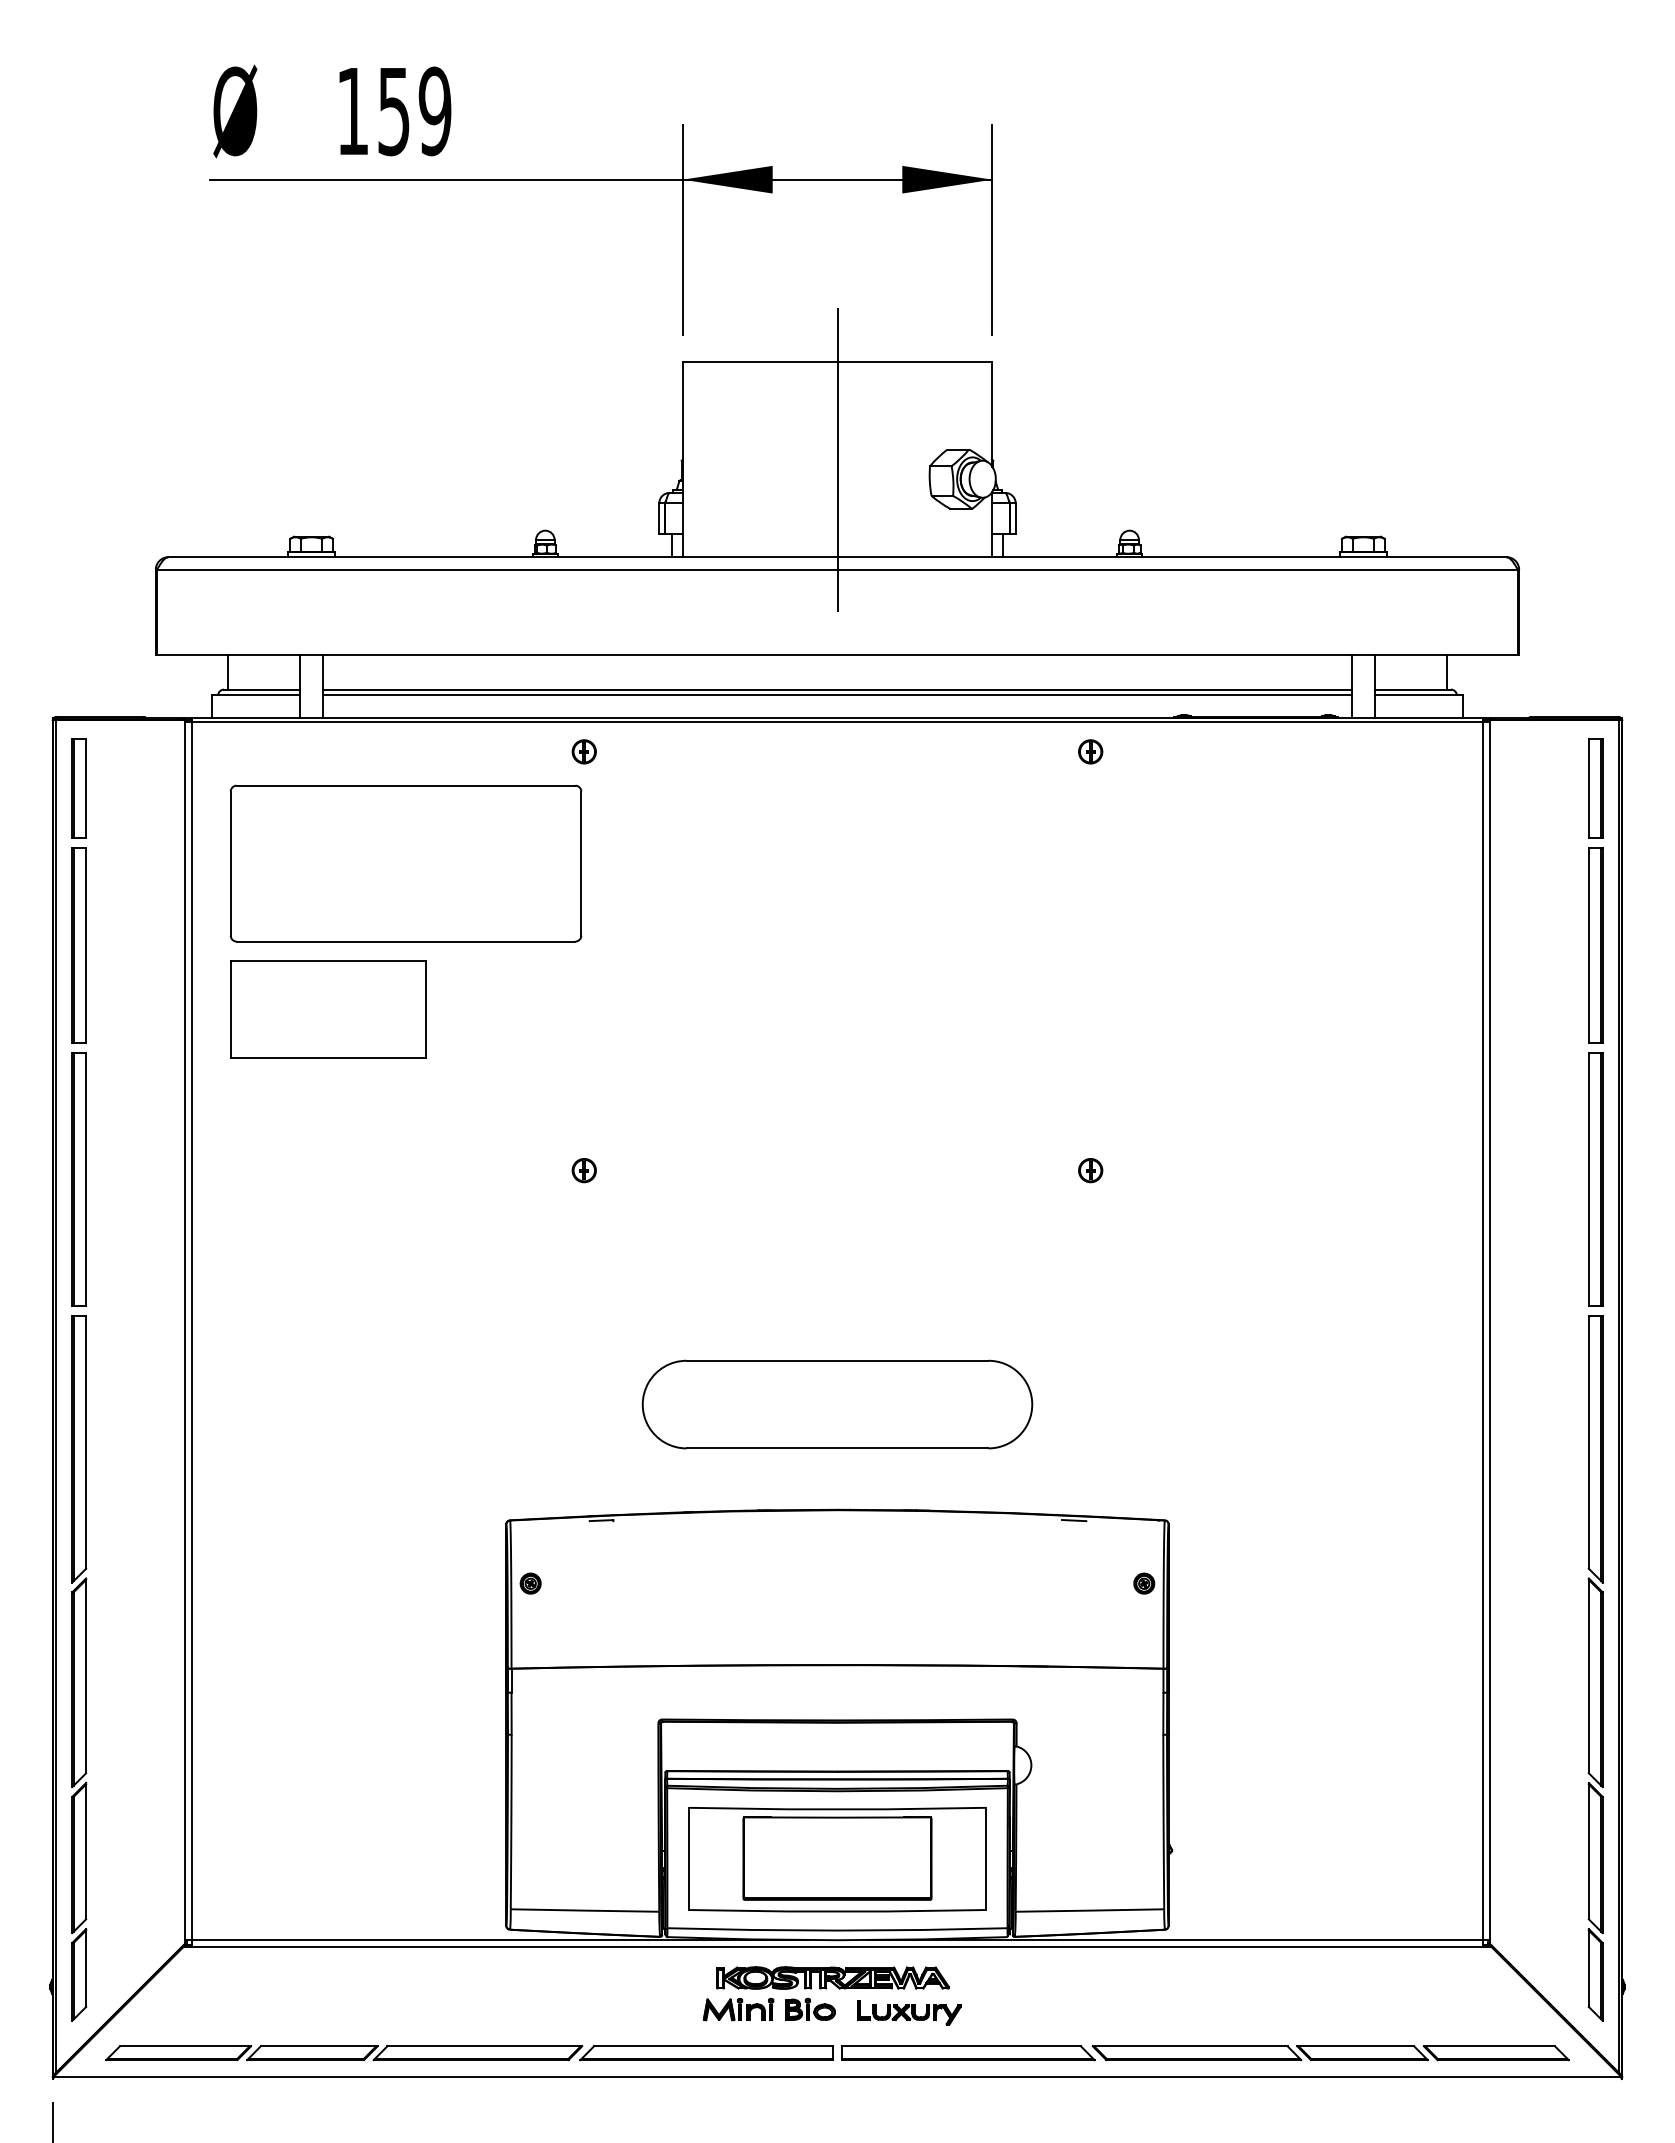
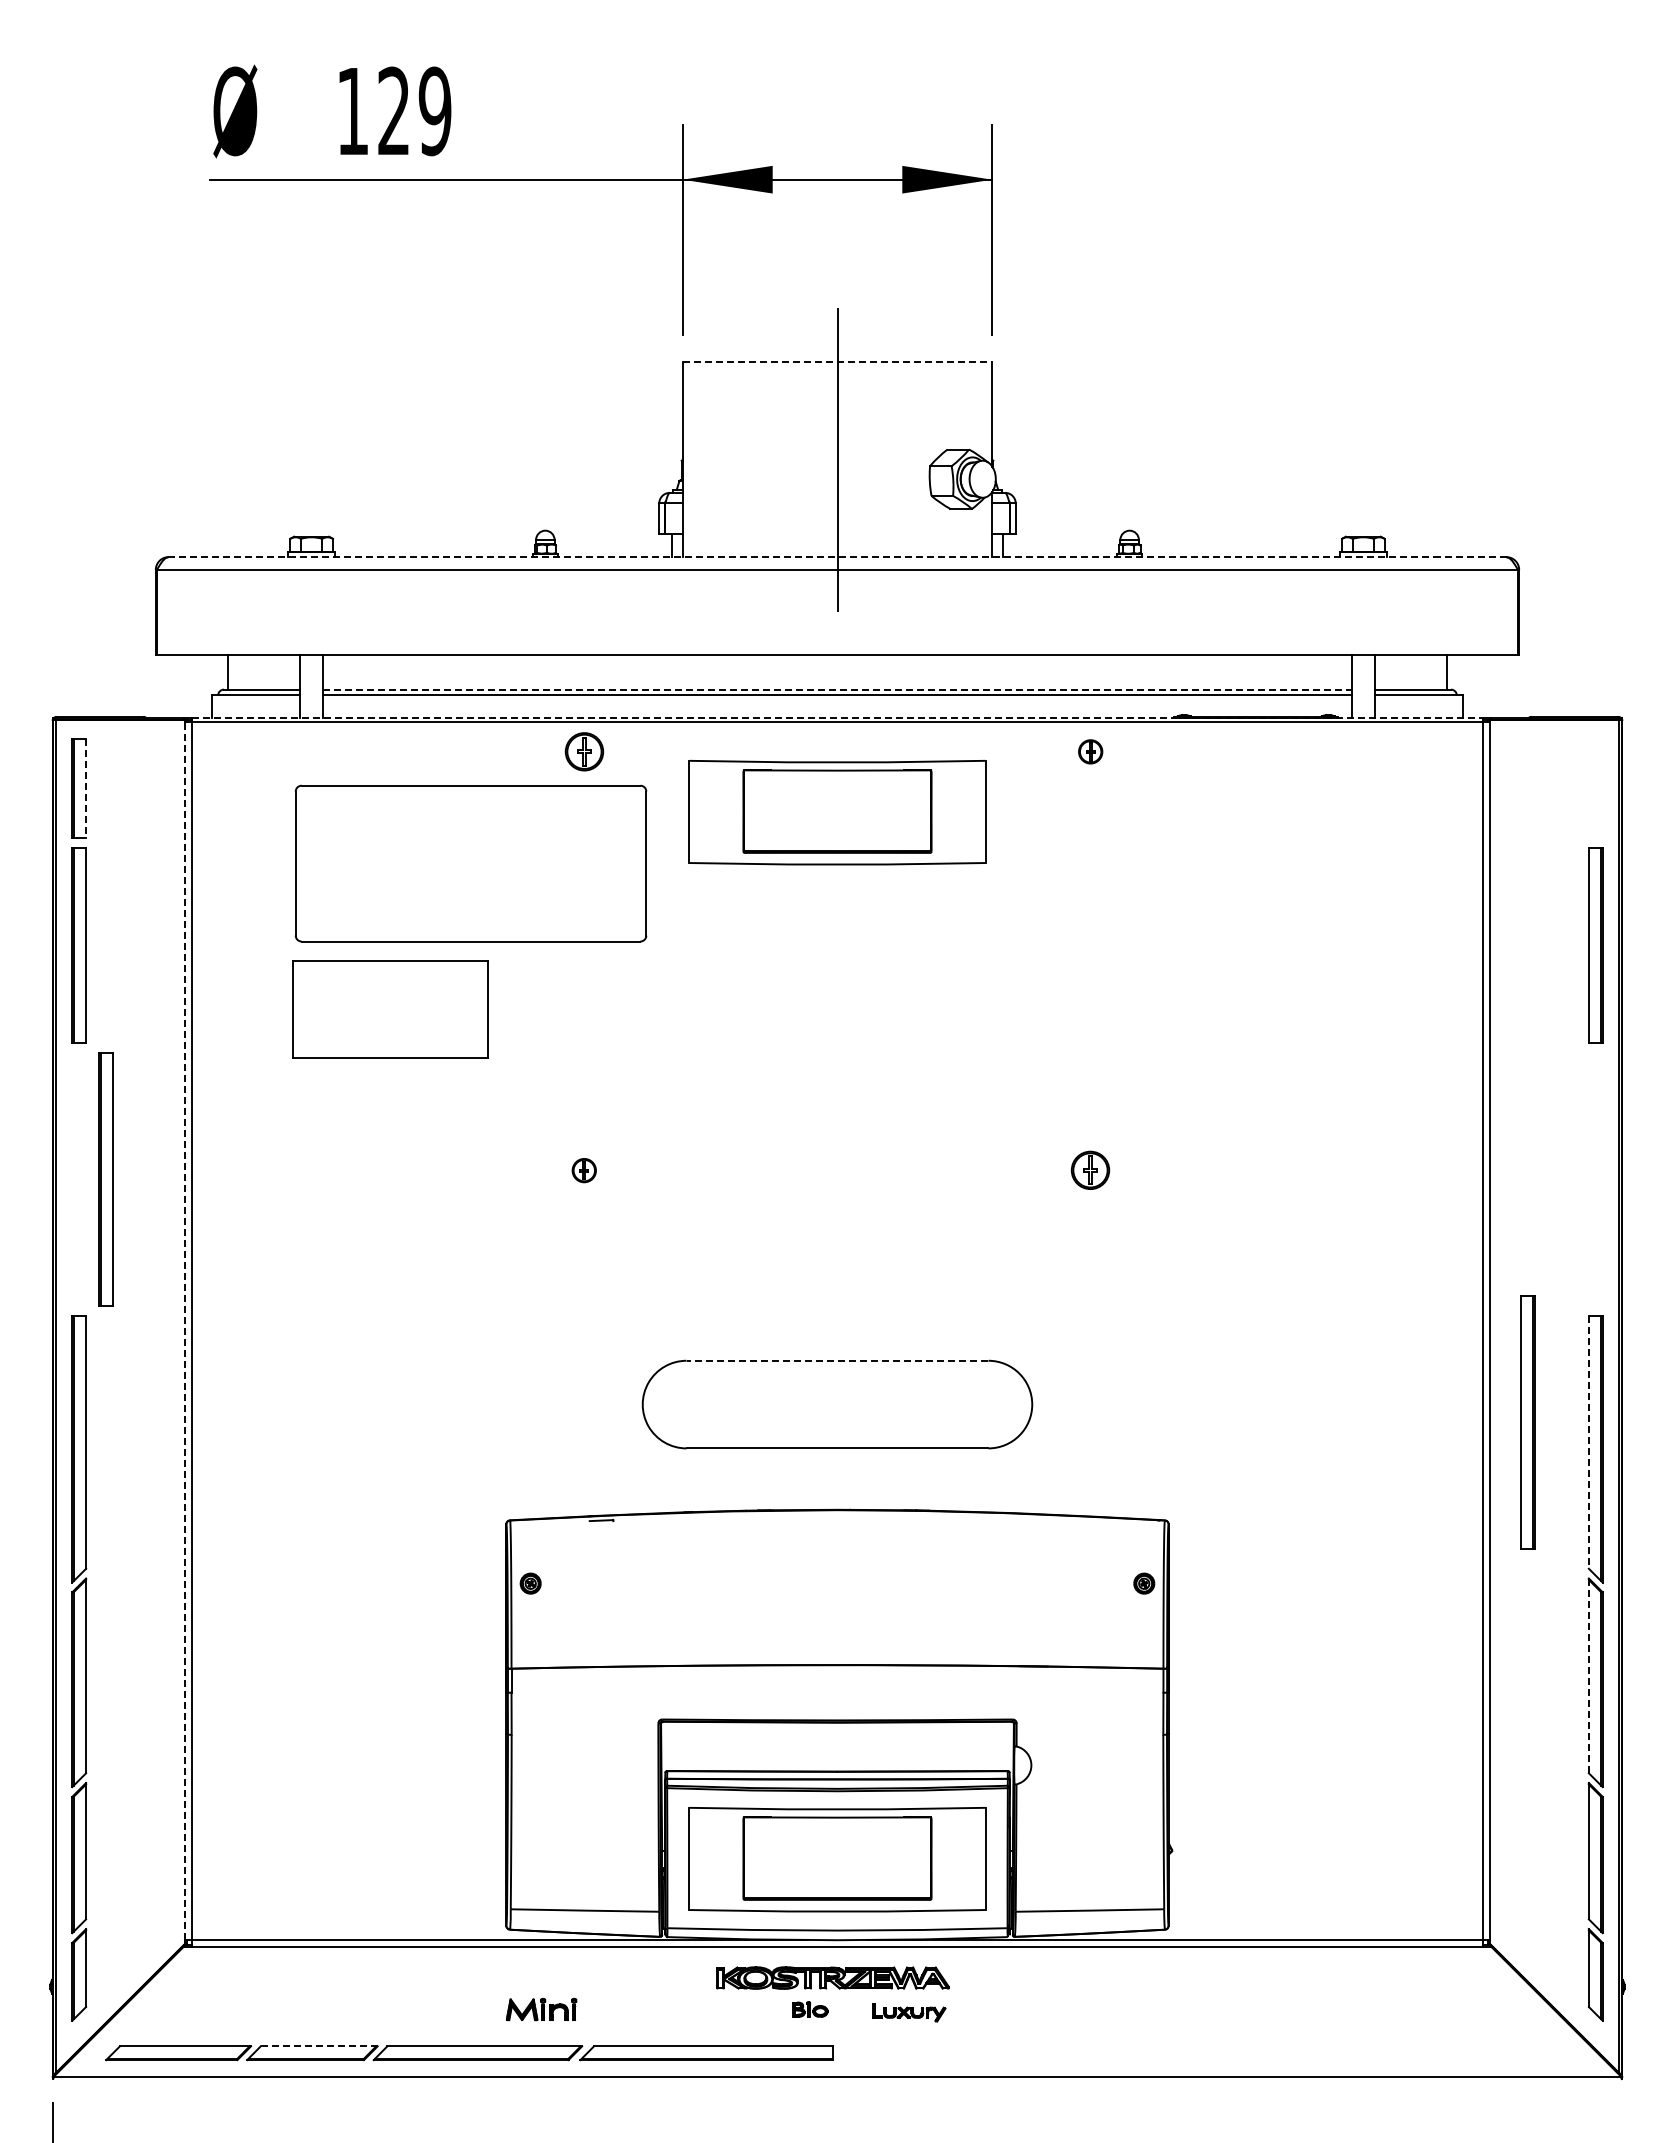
text: 159 -> 129 (393, 111)
line: solid -> dashed (837, 362)
line: solid -> dashed (837, 557)
line: solid -> dashed (837, 689)
line: solid -> dashed (837, 717)
part size: 26x26 px -> 41x40 px (584, 751)
line: solid -> dashed (86, 788)
part: present -> none (1595, 788)
part: none -> present (837, 812)
part position: (405, 863) -> (470, 863) (470, 863)
part position: (328, 1009) -> (390, 1009) (390, 1009)
part size: 26x26 px -> 41x40 px (1090, 1169)
part position: (78, 1179) -> (105, 1179) (105, 1179)
part position: (1595, 1179) -> (1527, 1422) (1527, 1422)
line: solid -> dashed (185, 1330)
line: solid -> dashed (837, 1360)
line: solid -> dashed (1588, 1442)
line: present -> none (1073, 1520)
line: solid -> dashed (1588, 1676)
part position: (738, 2009) -> (541, 2009) (541, 2009)
part size: 51x23 px -> 37x17 px (810, 2009)
part size: 105x26 px -> 75x20 px (909, 2012)
line: solid -> dashed (318, 2046)
part: present -> none (1205, 2053)
